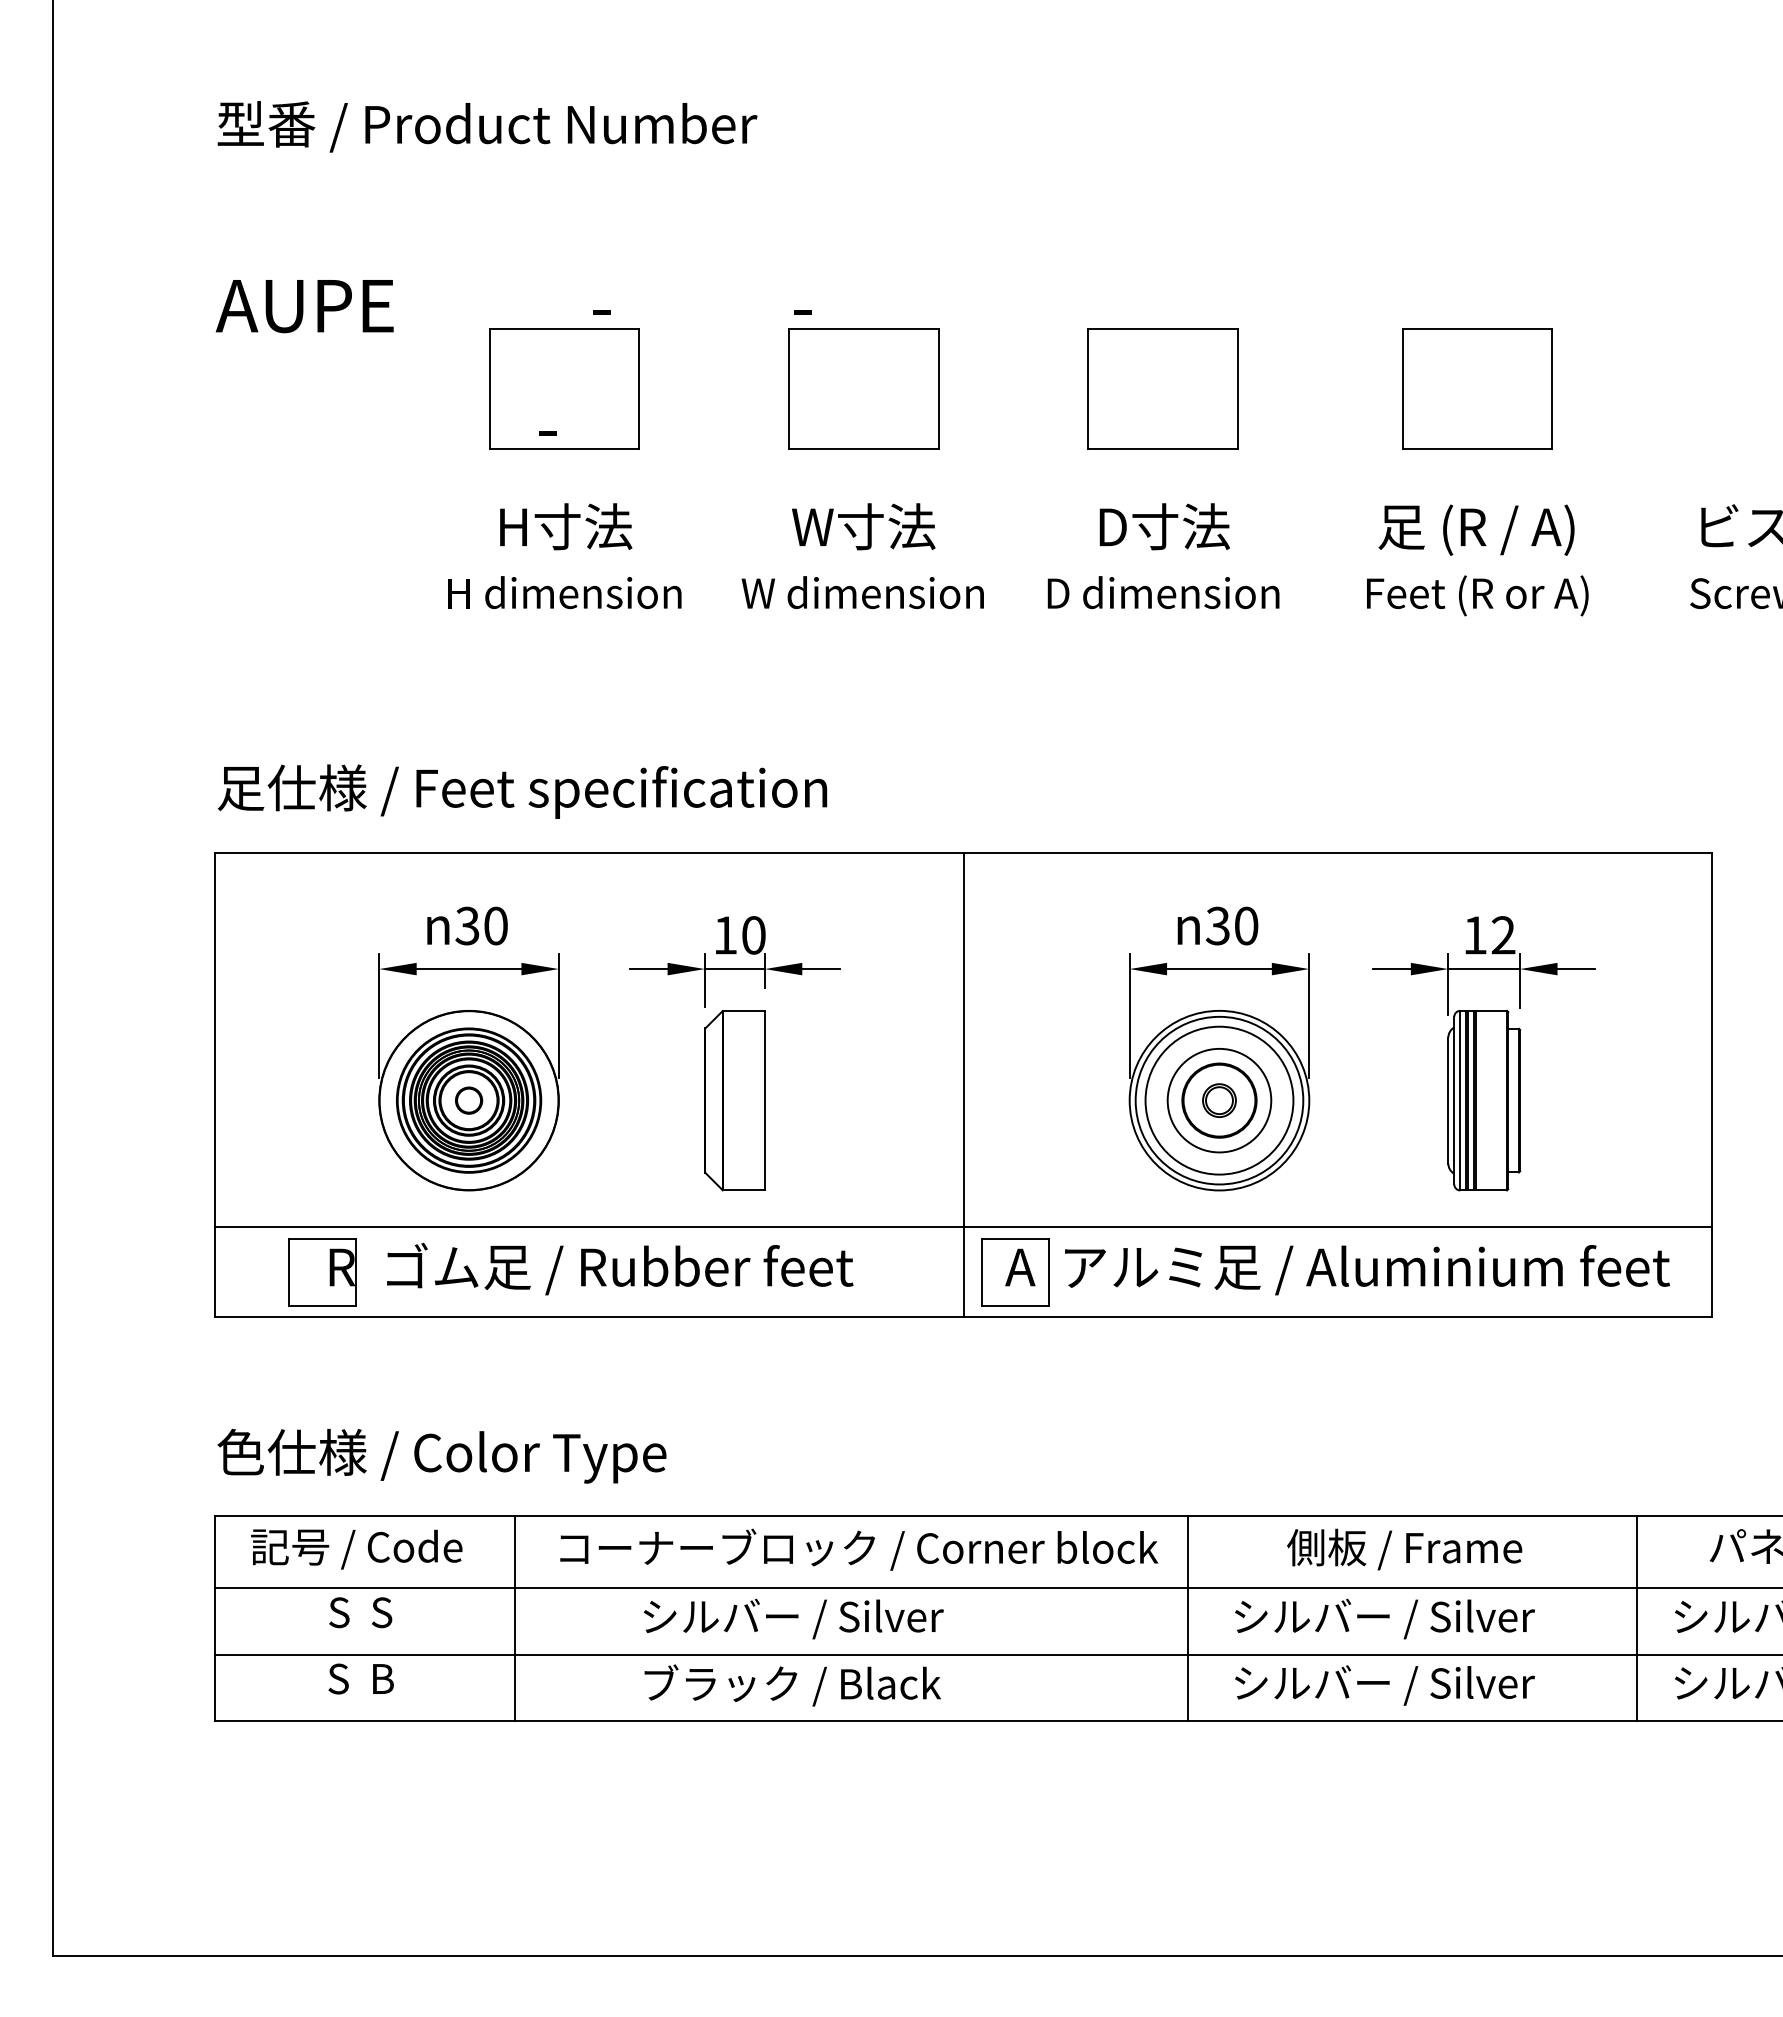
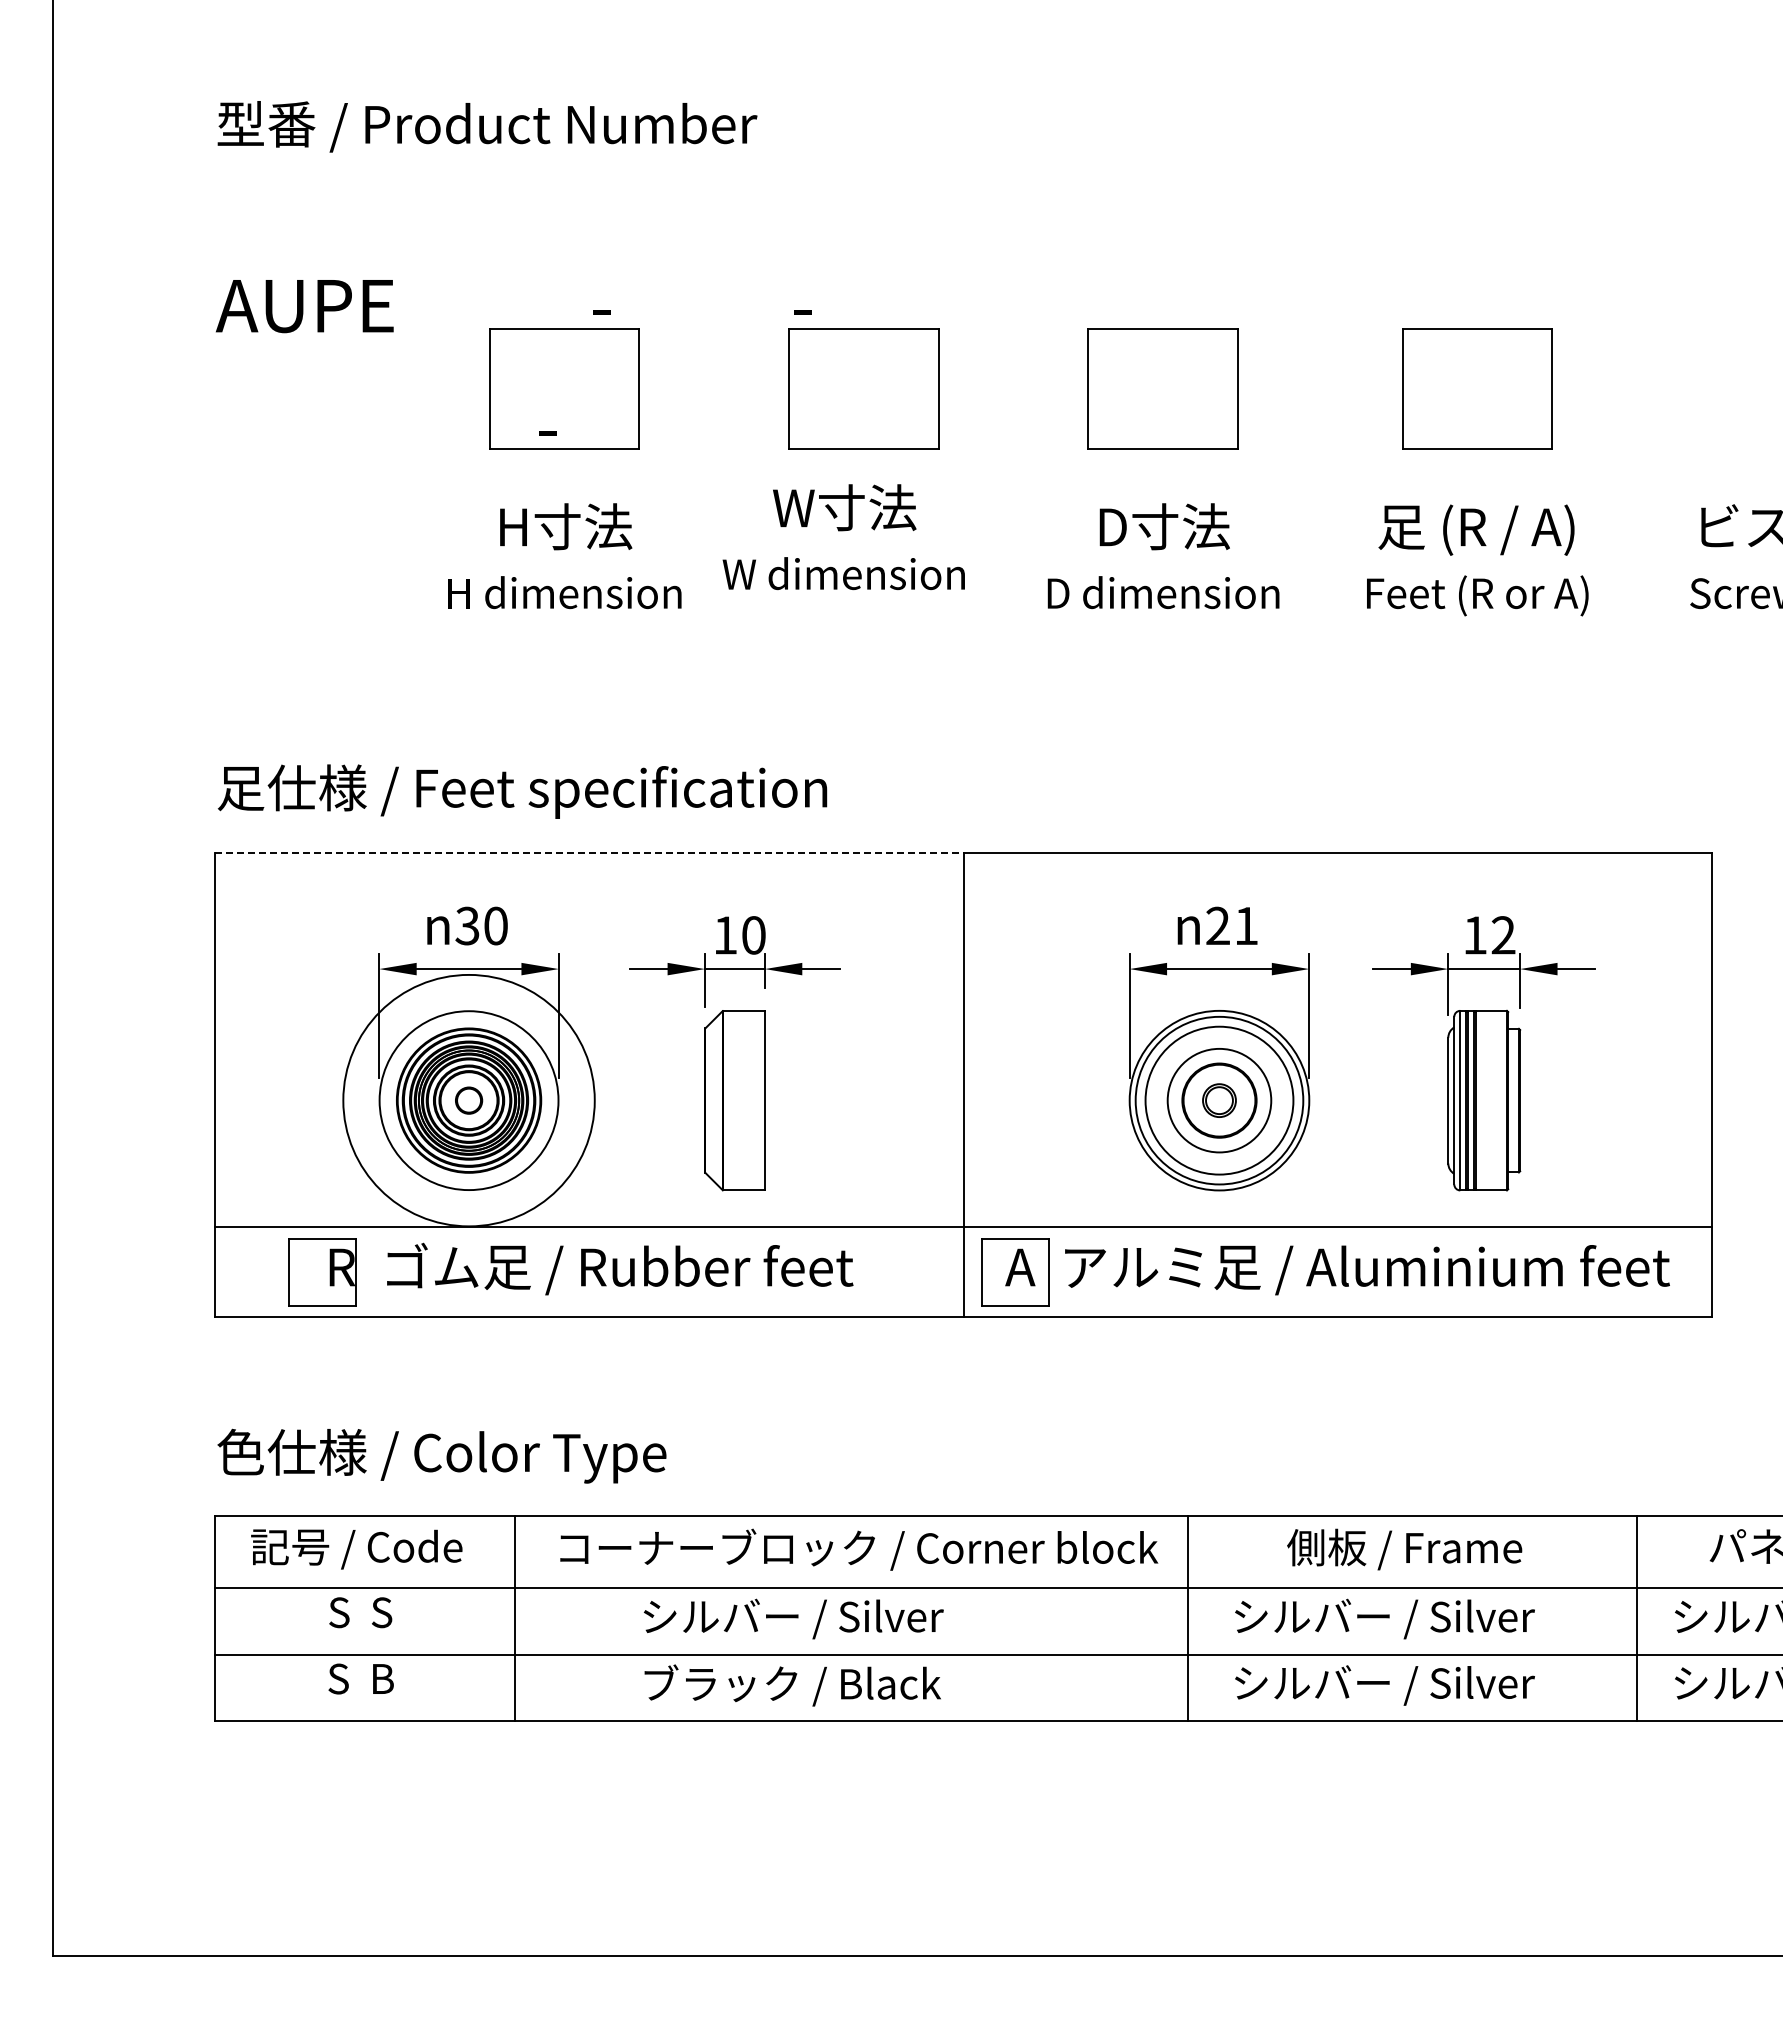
text position: (862, 556) -> (843, 537) (843, 537)
line: solid -> dashed (590, 853)
text: 30 -> 21 (1231, 925)
circle diameter: 180 px -> 251 px (468, 1100)
